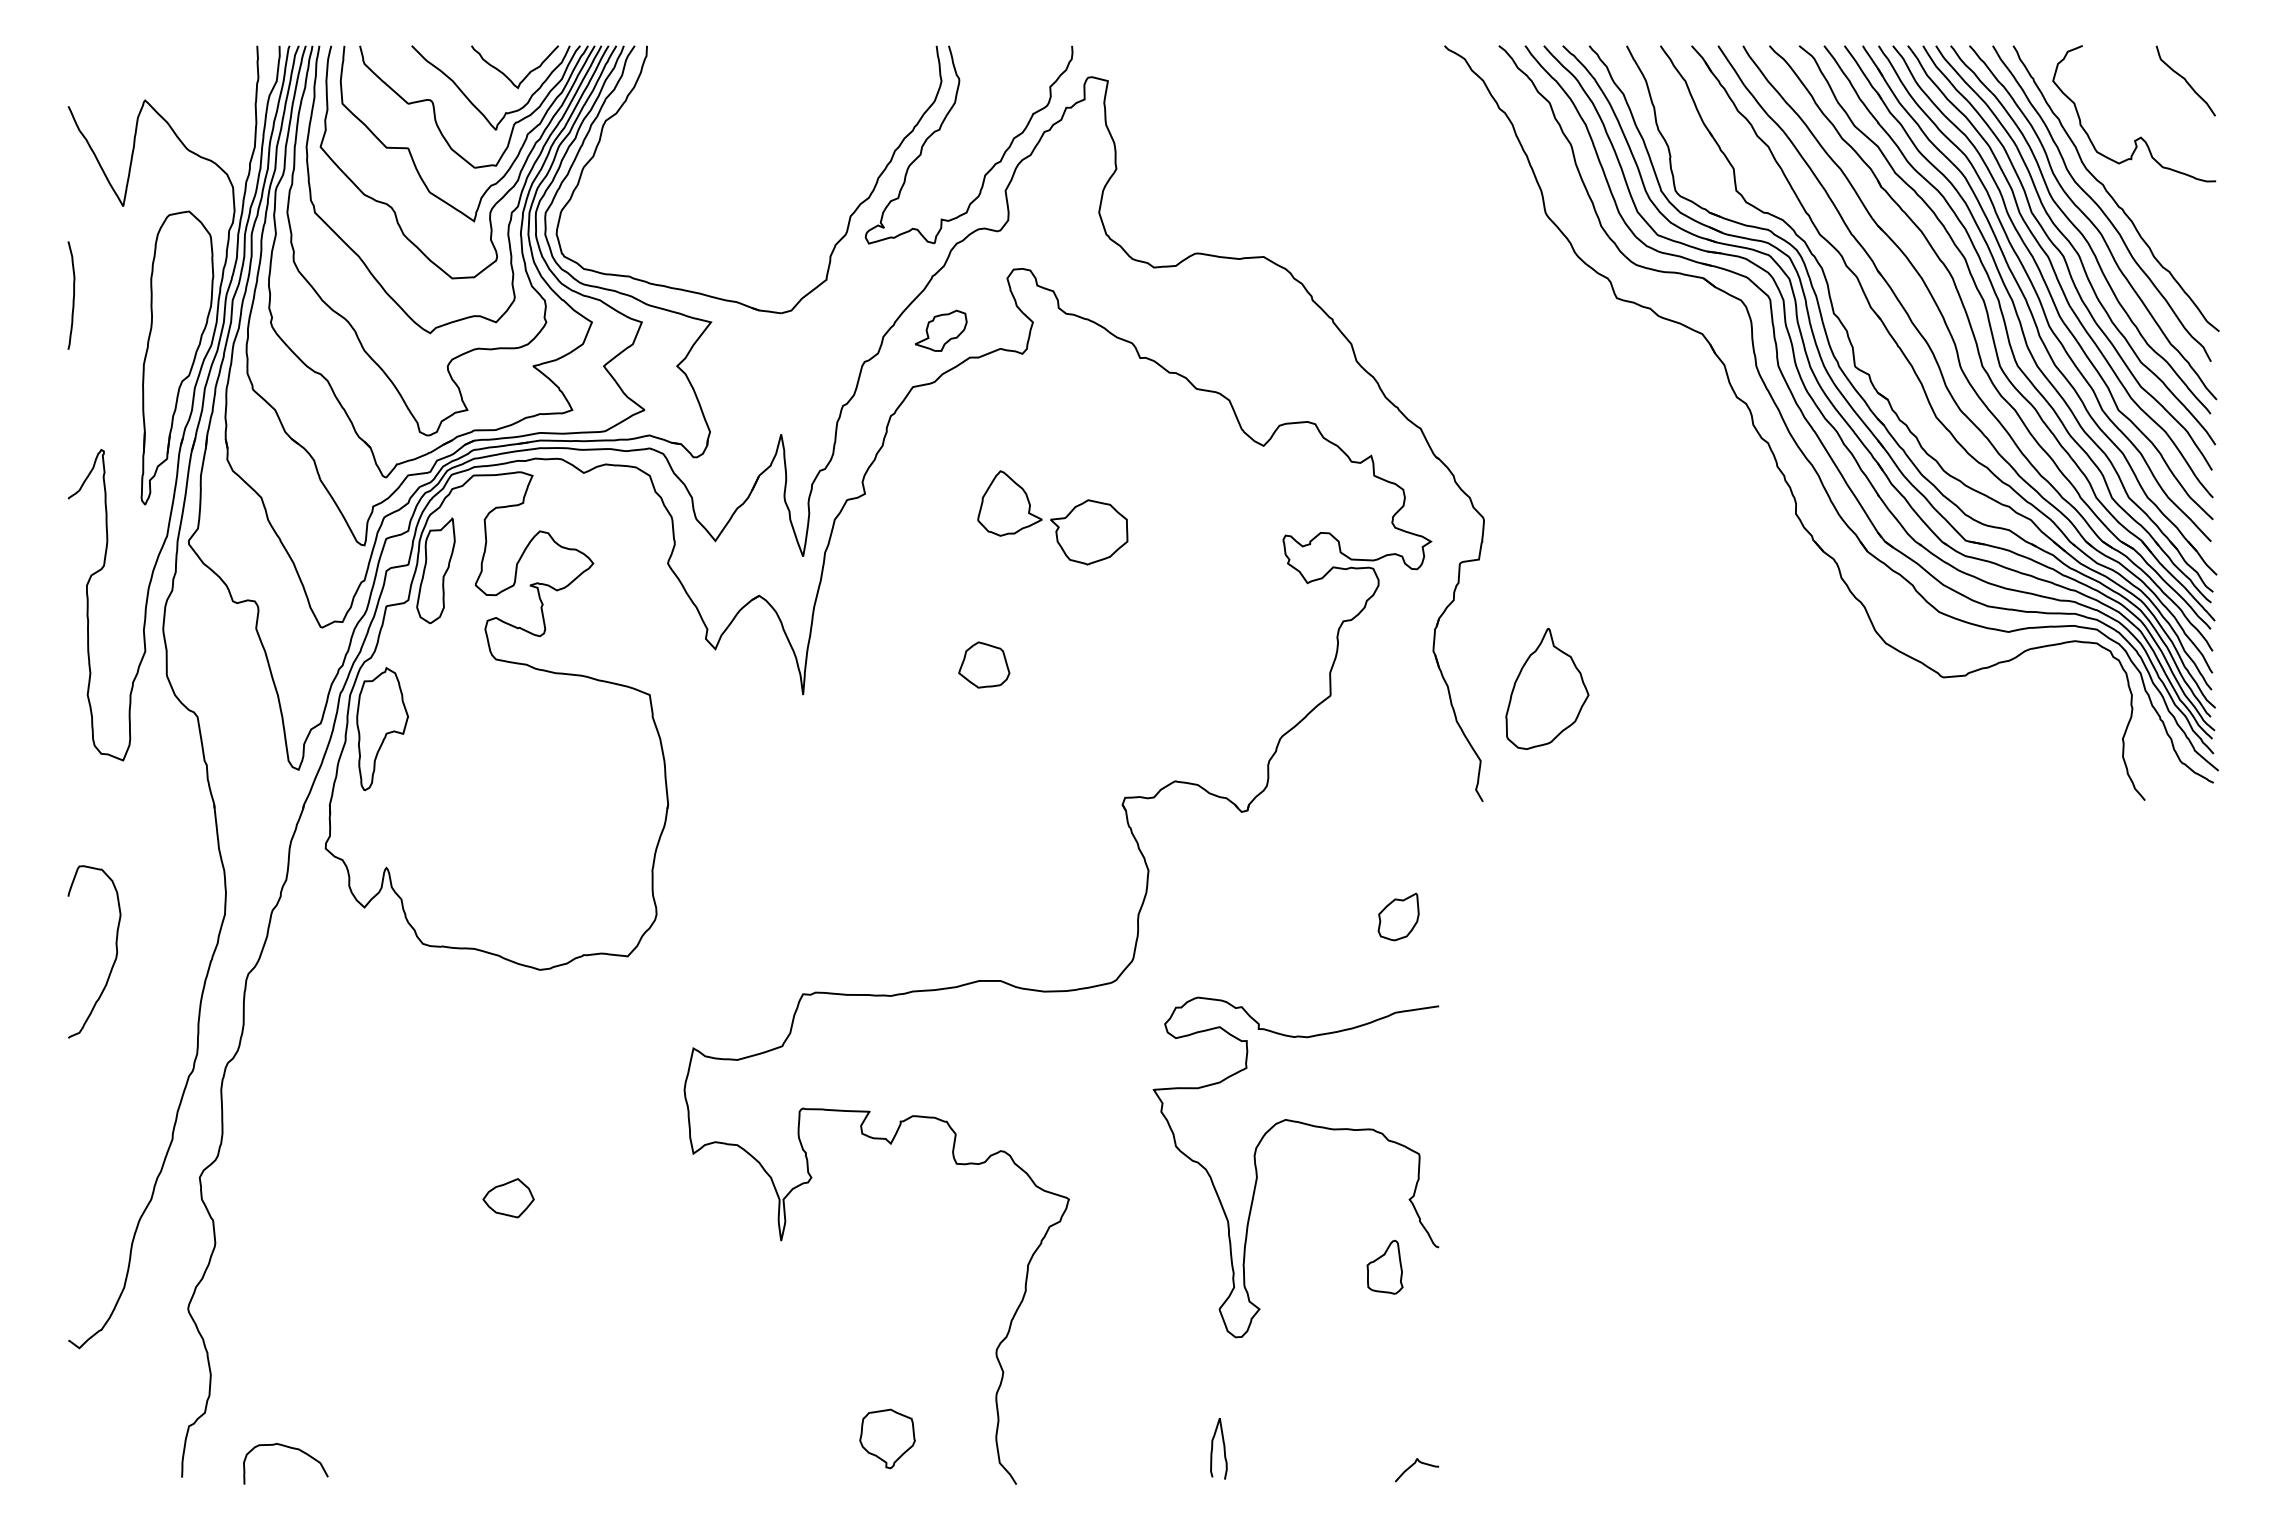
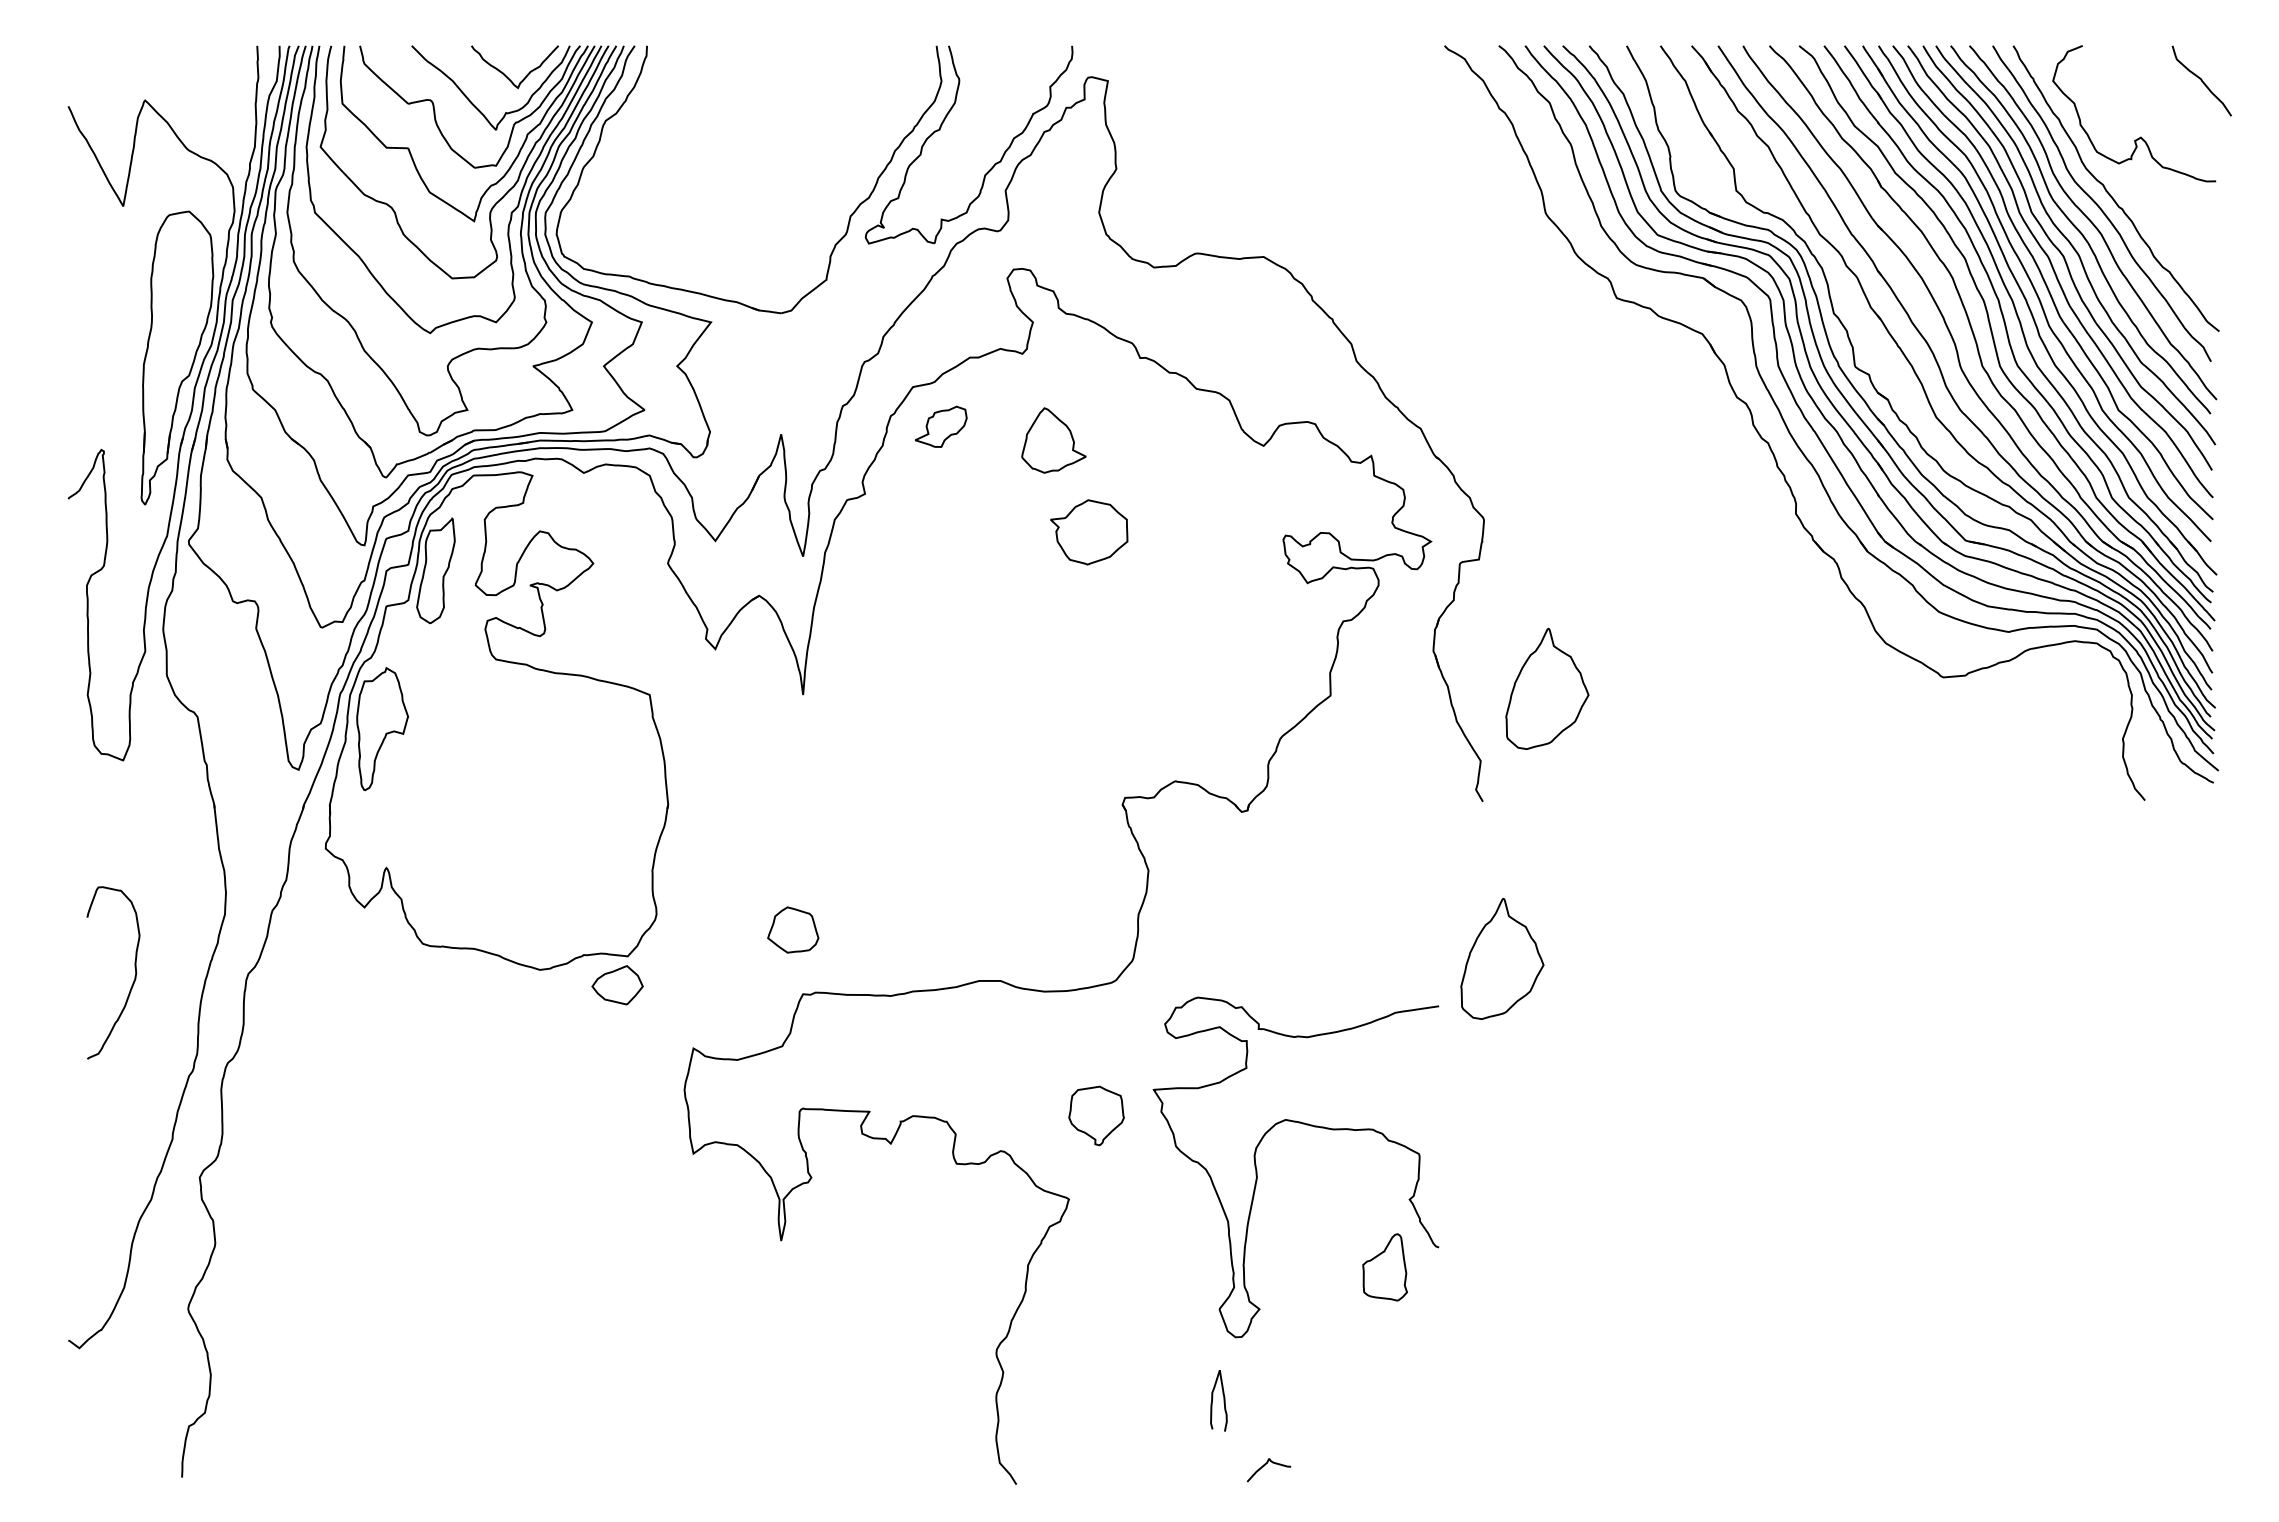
curve position: (2185, 80) -> (2201, 80) (2201, 80)
curve: present -> none (73, 295)
part position: (941, 330) -> (941, 426) (941, 426)
part position: (1009, 503) -> (1053, 440) (1053, 440)
part position: (984, 664) -> (793, 929) (793, 929)
part: present -> none (1398, 916)
curve position: (115, 955) -> (134, 976) (134, 976)
part: none -> present (1502, 958)
part position: (508, 1198) -> (617, 985) (617, 985)
part size: 38x56 px -> 46x69 px (1384, 1267)
part position: (887, 1438) -> (1096, 1115) (1096, 1115)
curve: present -> none (289, 1448)
curve position: (1223, 1448) -> (1223, 1400) (1223, 1400)
curve position: (1412, 1466) -> (1264, 1466) (1264, 1466)
